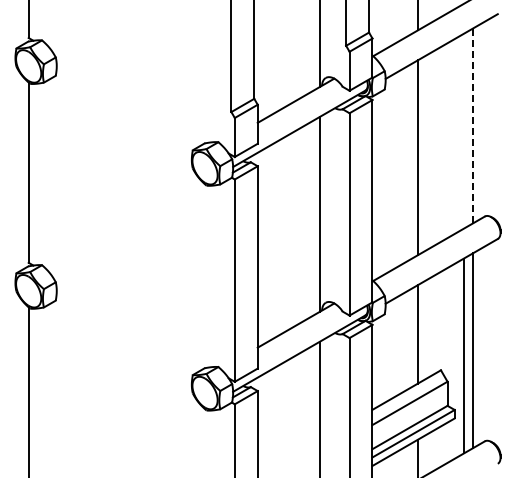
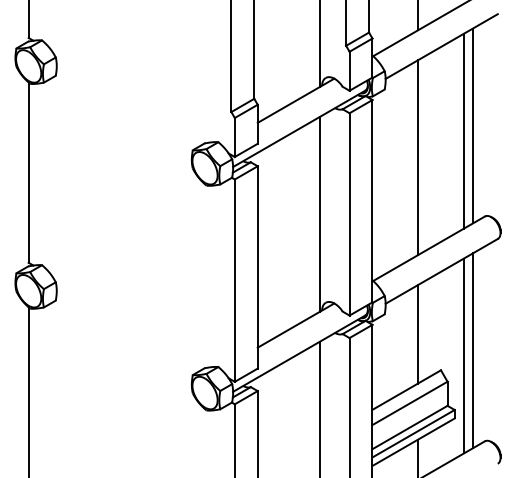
line: dashed -> solid (473, 125)
line: none -> present (463, 130)
